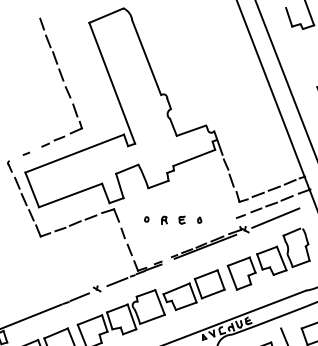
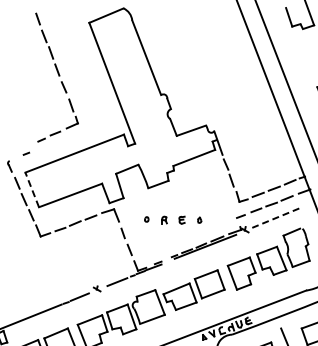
part position: (60, 82) -> (56, 77) (56, 77)
line: solid -> dashed (32, 189)
line: solid -> dashed (275, 218)
